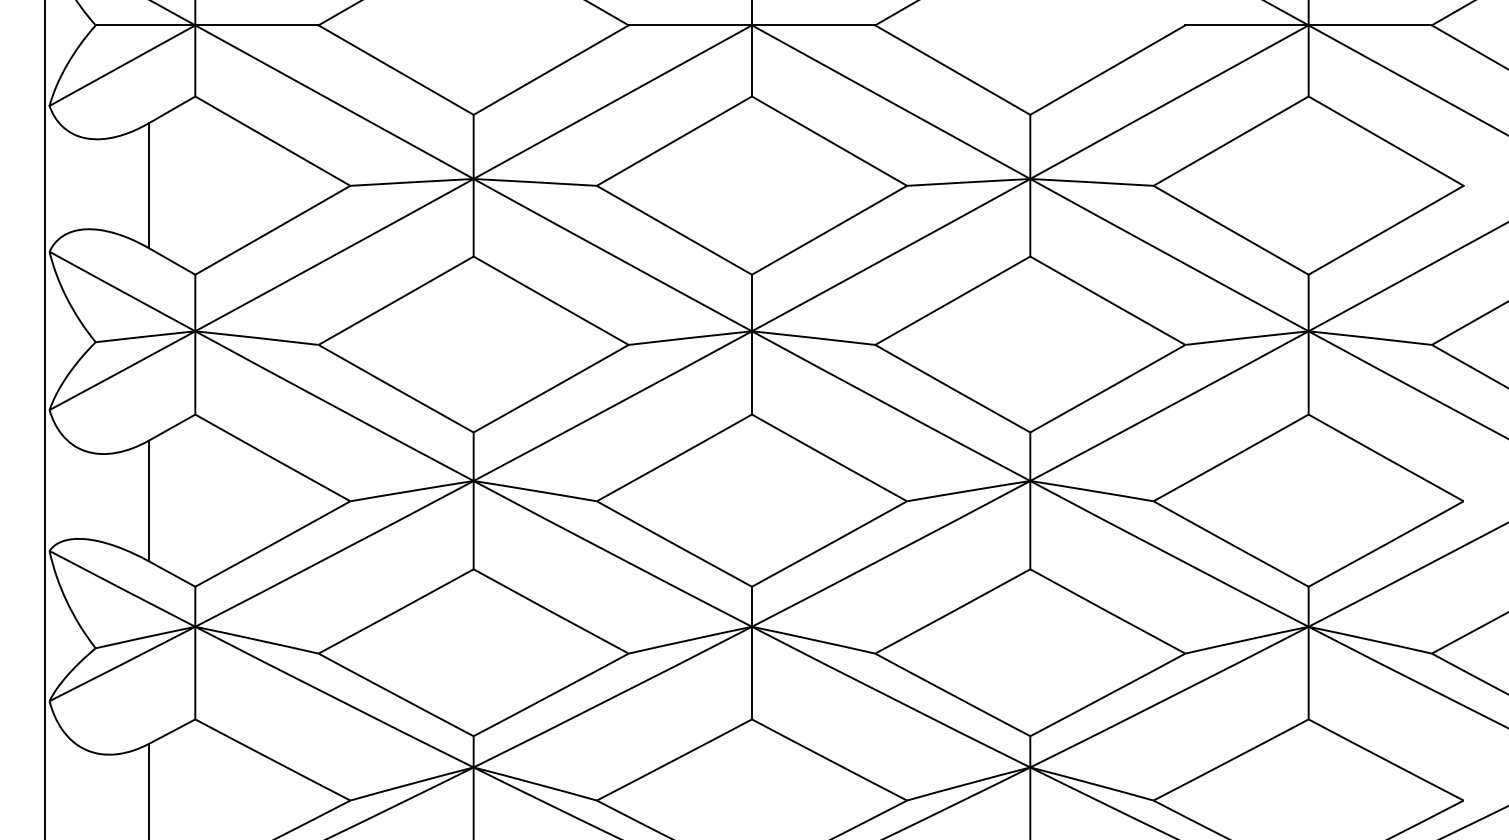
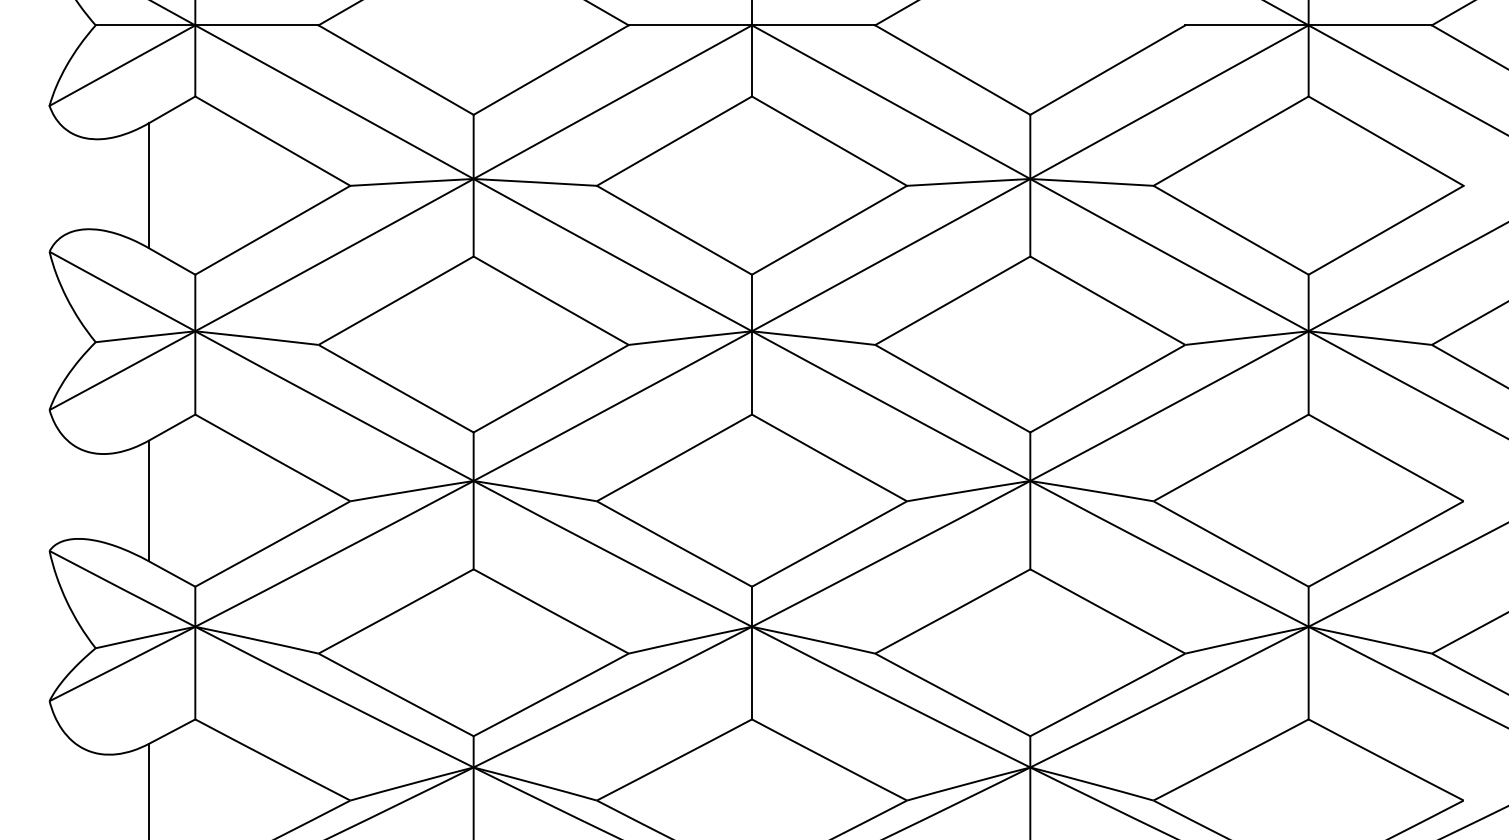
line: present -> none (45, 419)
